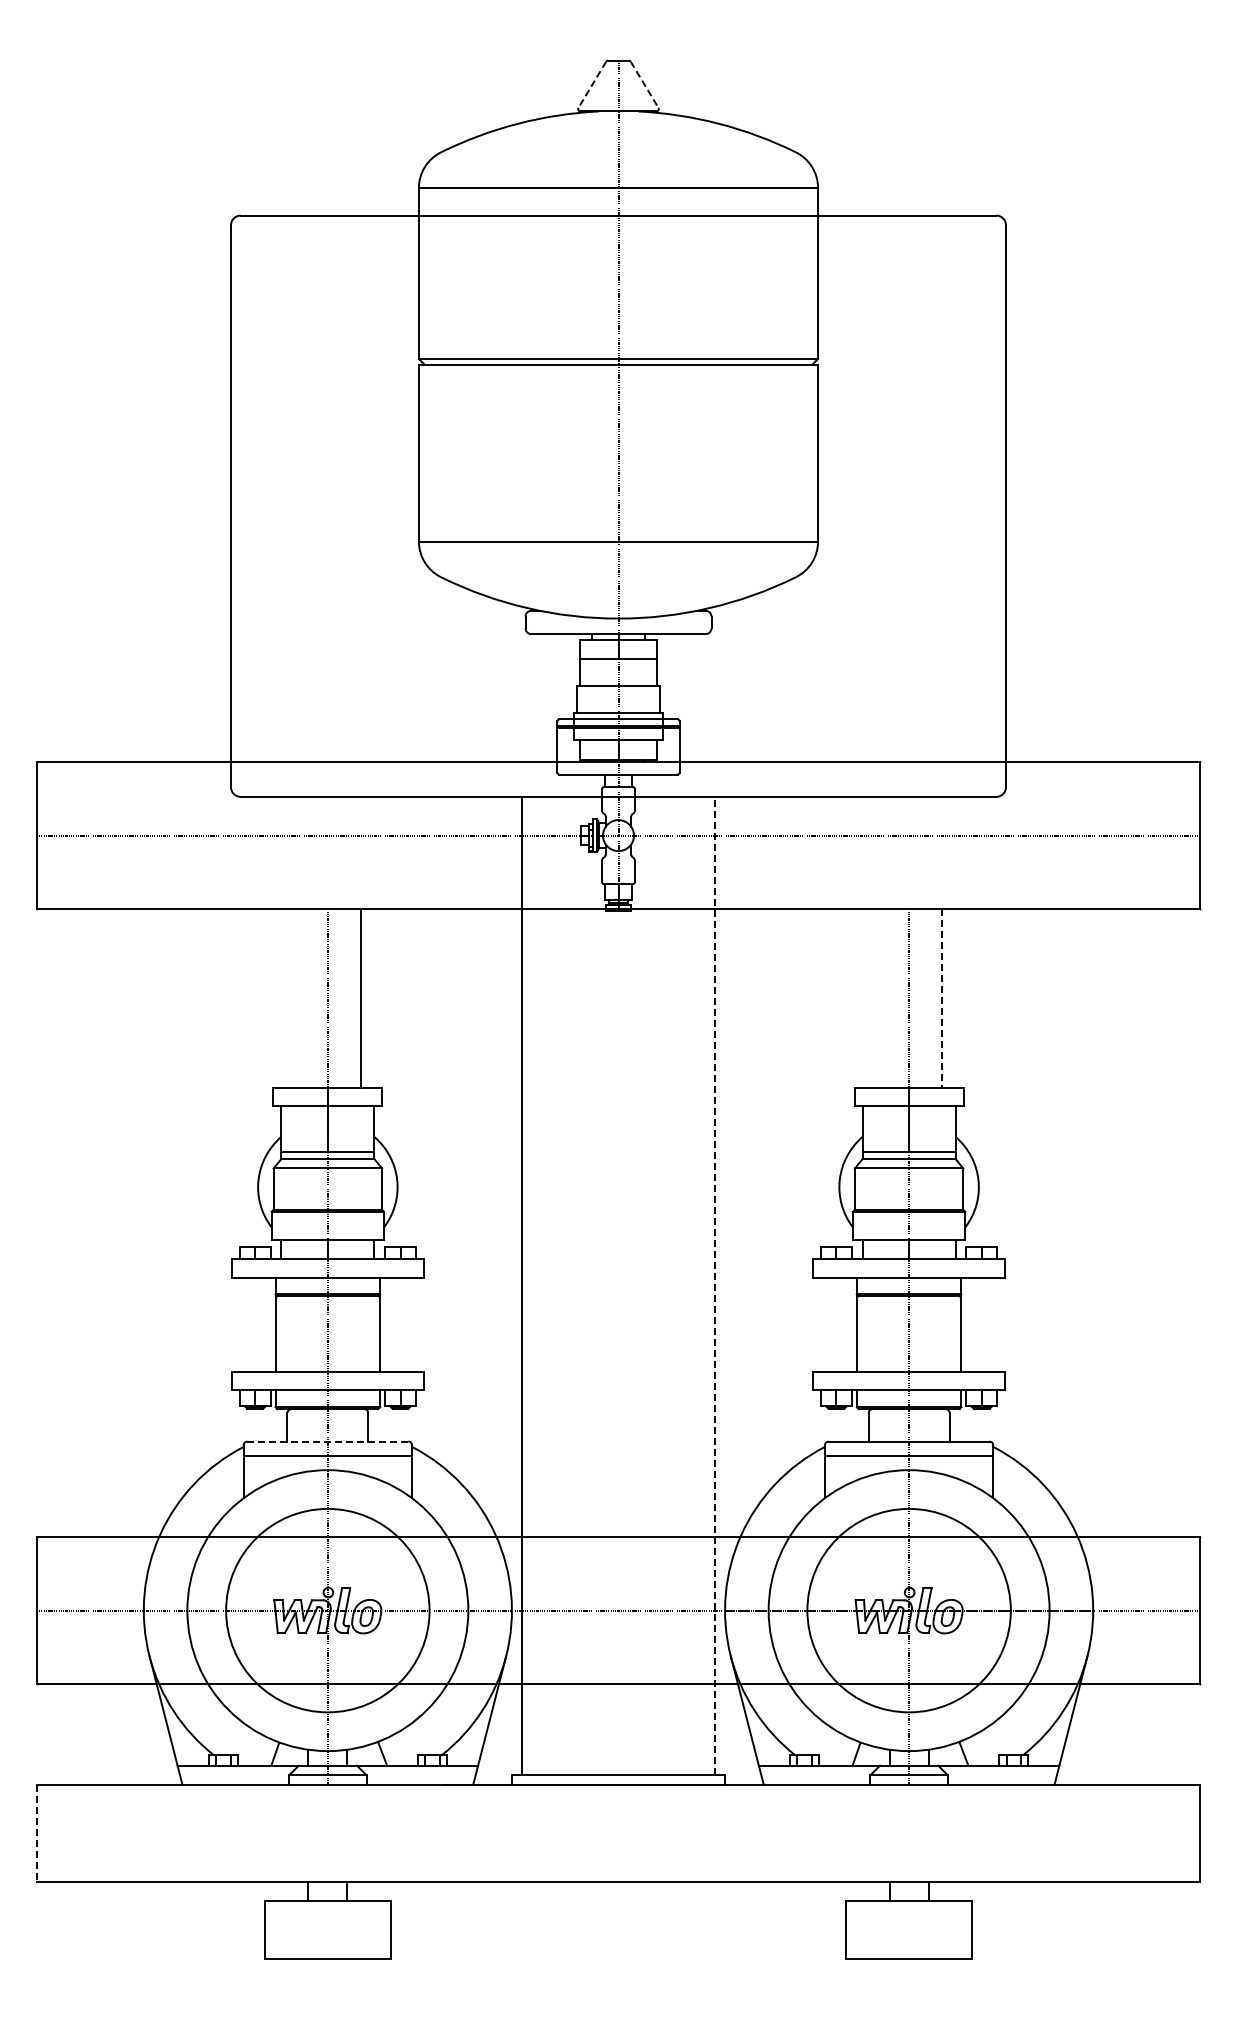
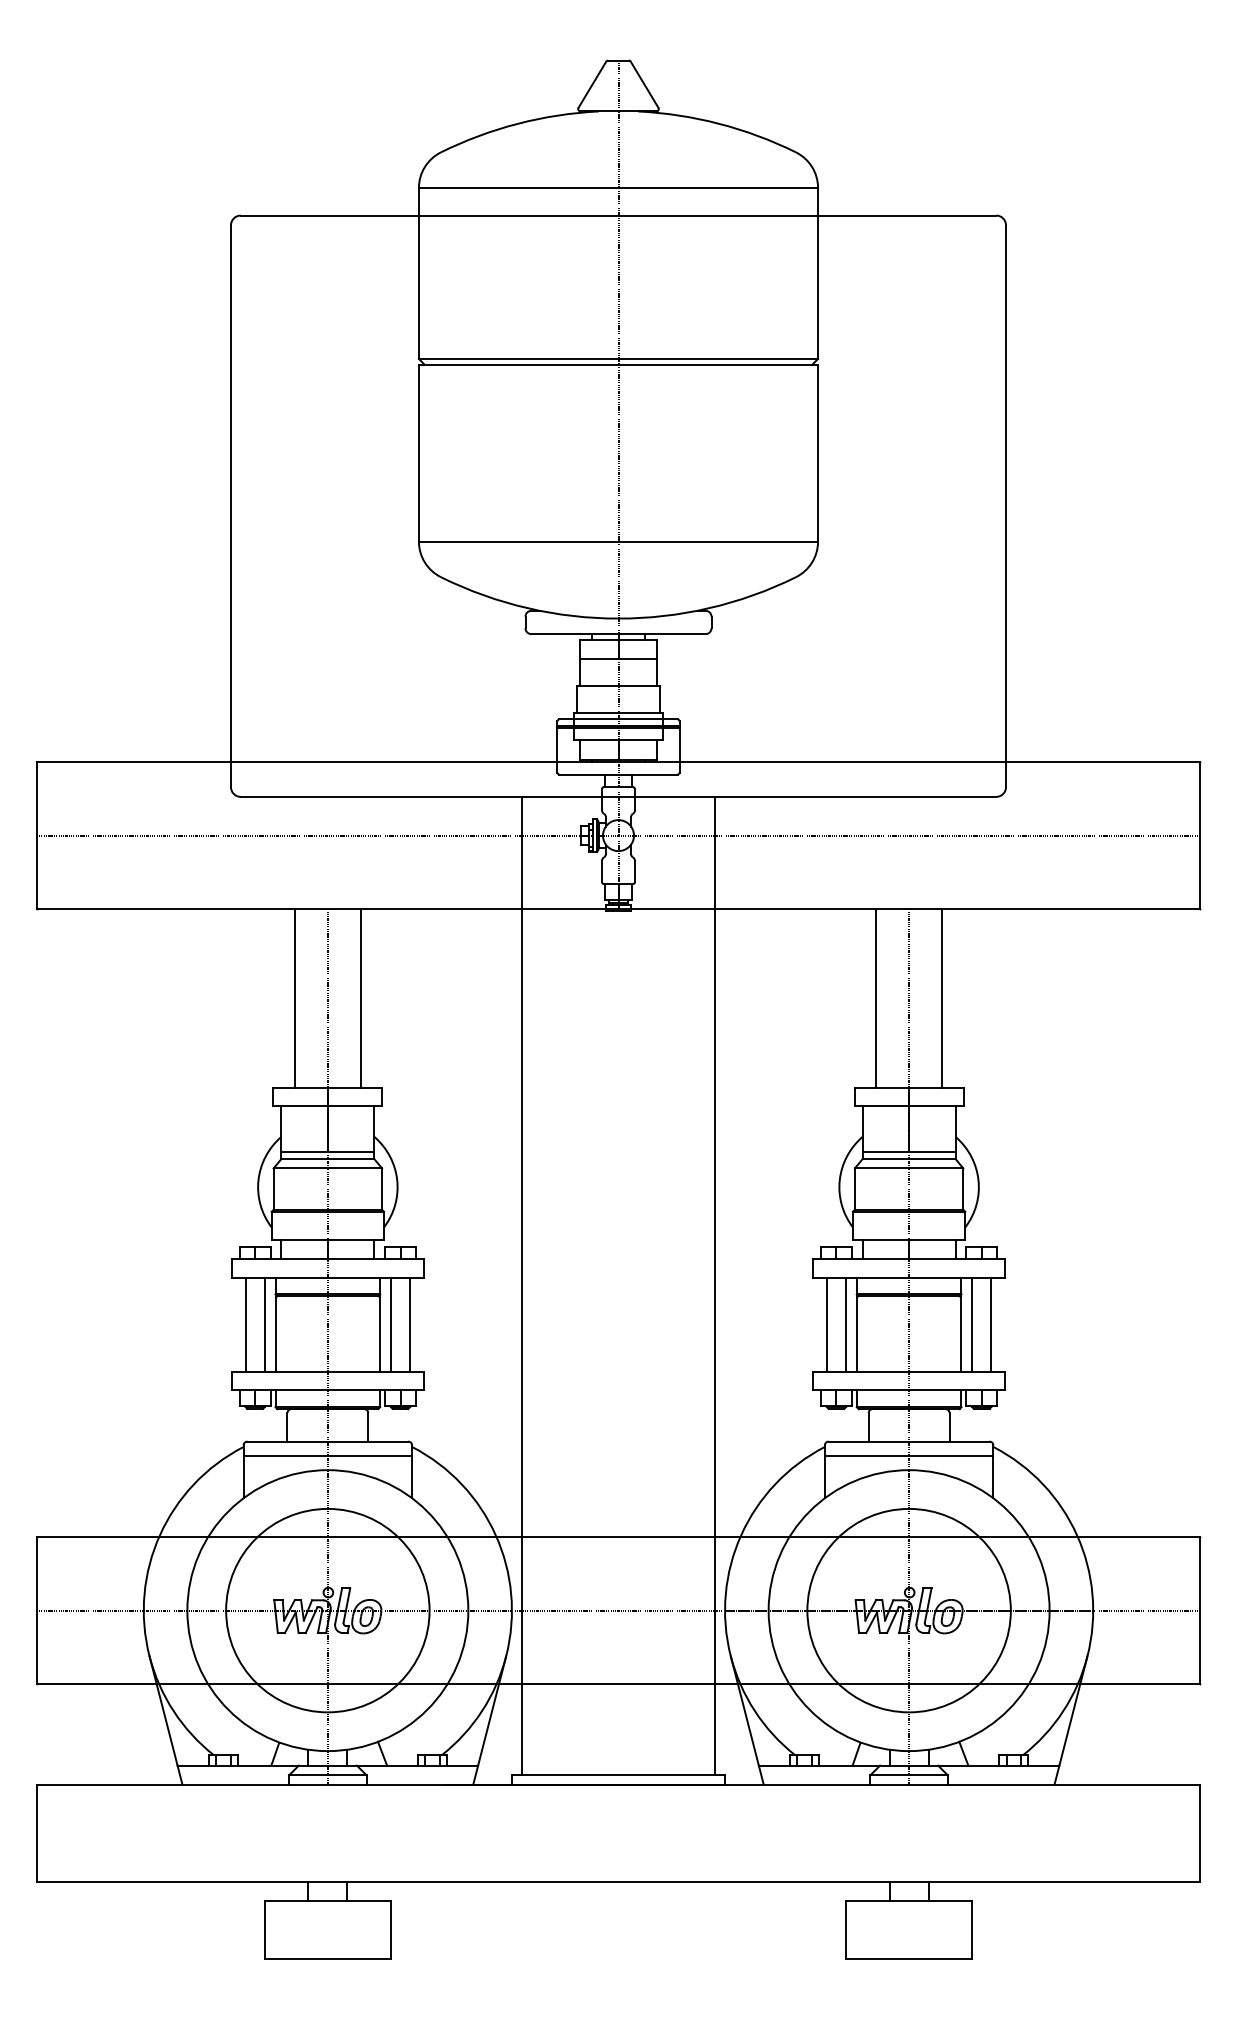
line: dashed -> solid (592, 84)
line: dashed -> solid (644, 84)
line: none -> present (295, 998)
line: none -> present (876, 998)
line: dashed -> solid (941, 998)
line: dashed -> solid (715, 1285)
line: none -> present (245, 1324)
line: none -> present (264, 1324)
line: none -> present (390, 1324)
line: none -> present (410, 1324)
line: none -> present (826, 1324)
line: none -> present (846, 1324)
line: none -> present (972, 1324)
line: none -> present (991, 1324)
line: dashed -> solid (327, 1441)
line: dashed -> solid (37, 1833)
